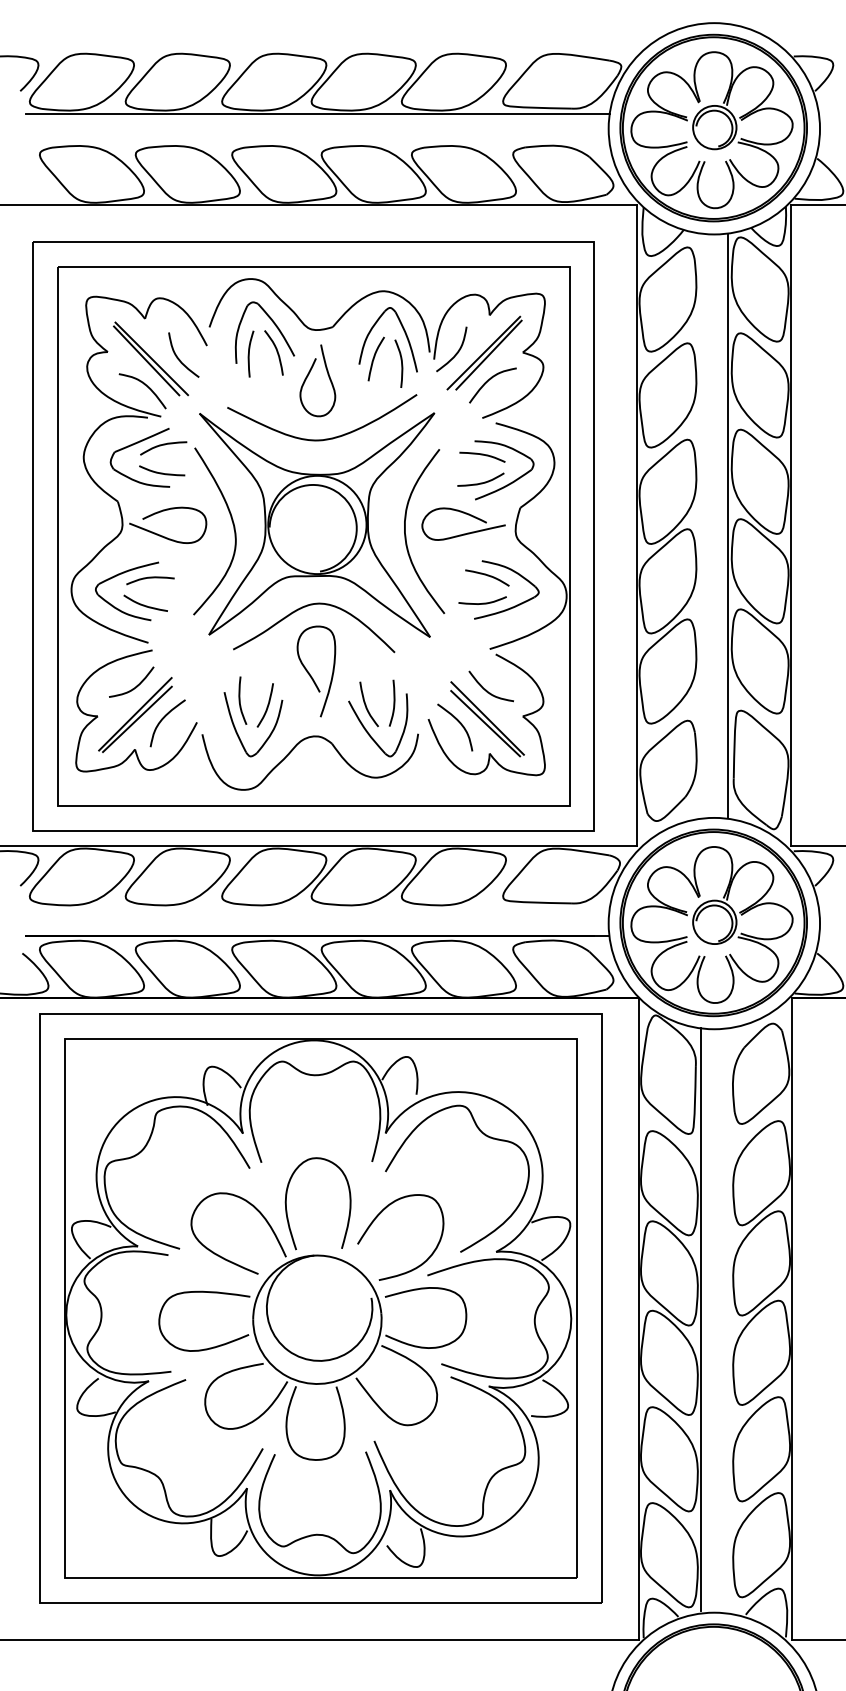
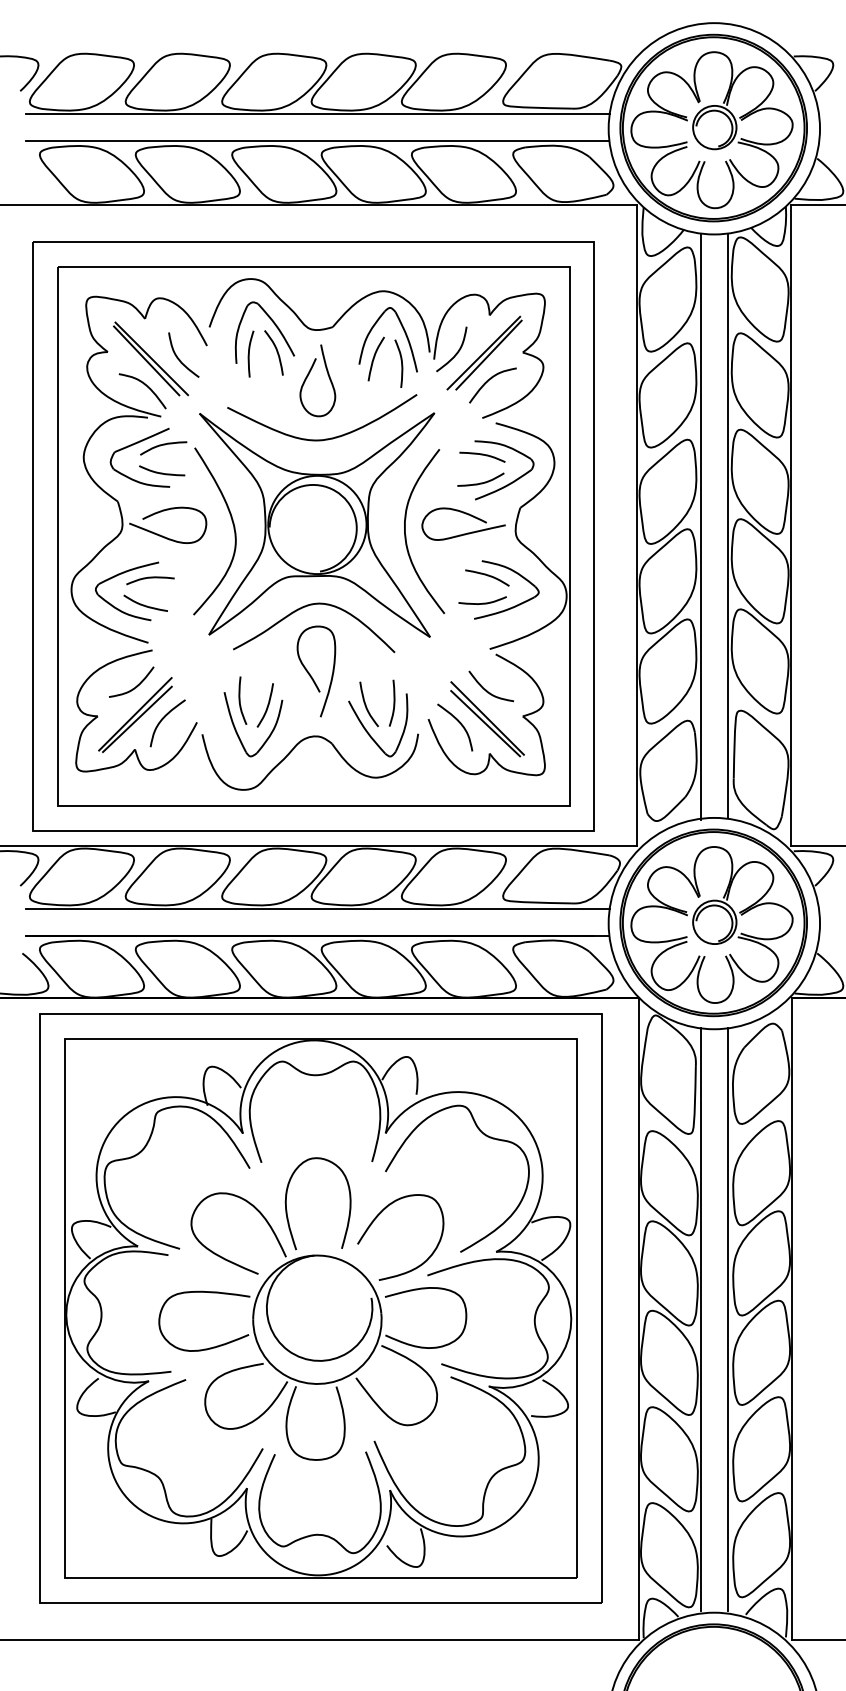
line: none -> present (317, 140)
line: none -> present (701, 526)
line: none -> present (317, 908)
line: none -> present (728, 1319)
